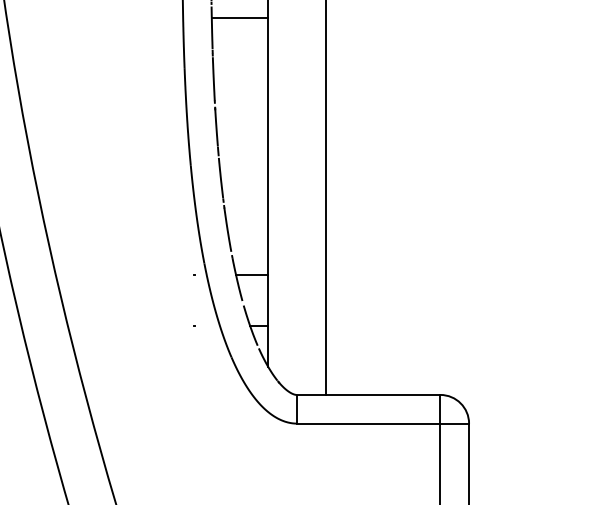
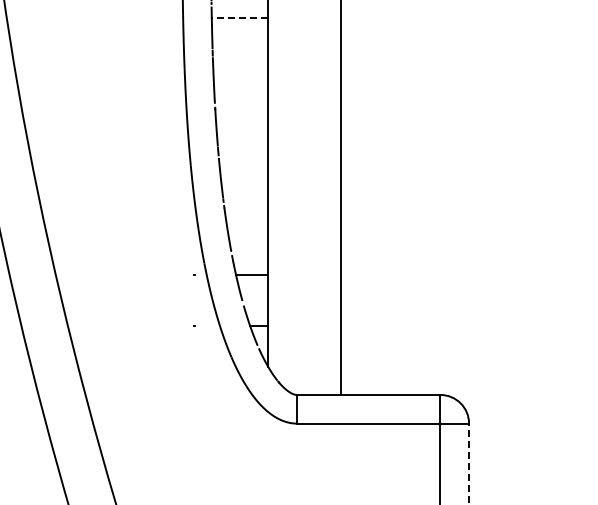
line: solid -> dashed (239, 18)
line position: (325, 198) -> (340, 198) (340, 198)
line: solid -> dashed (469, 463)
